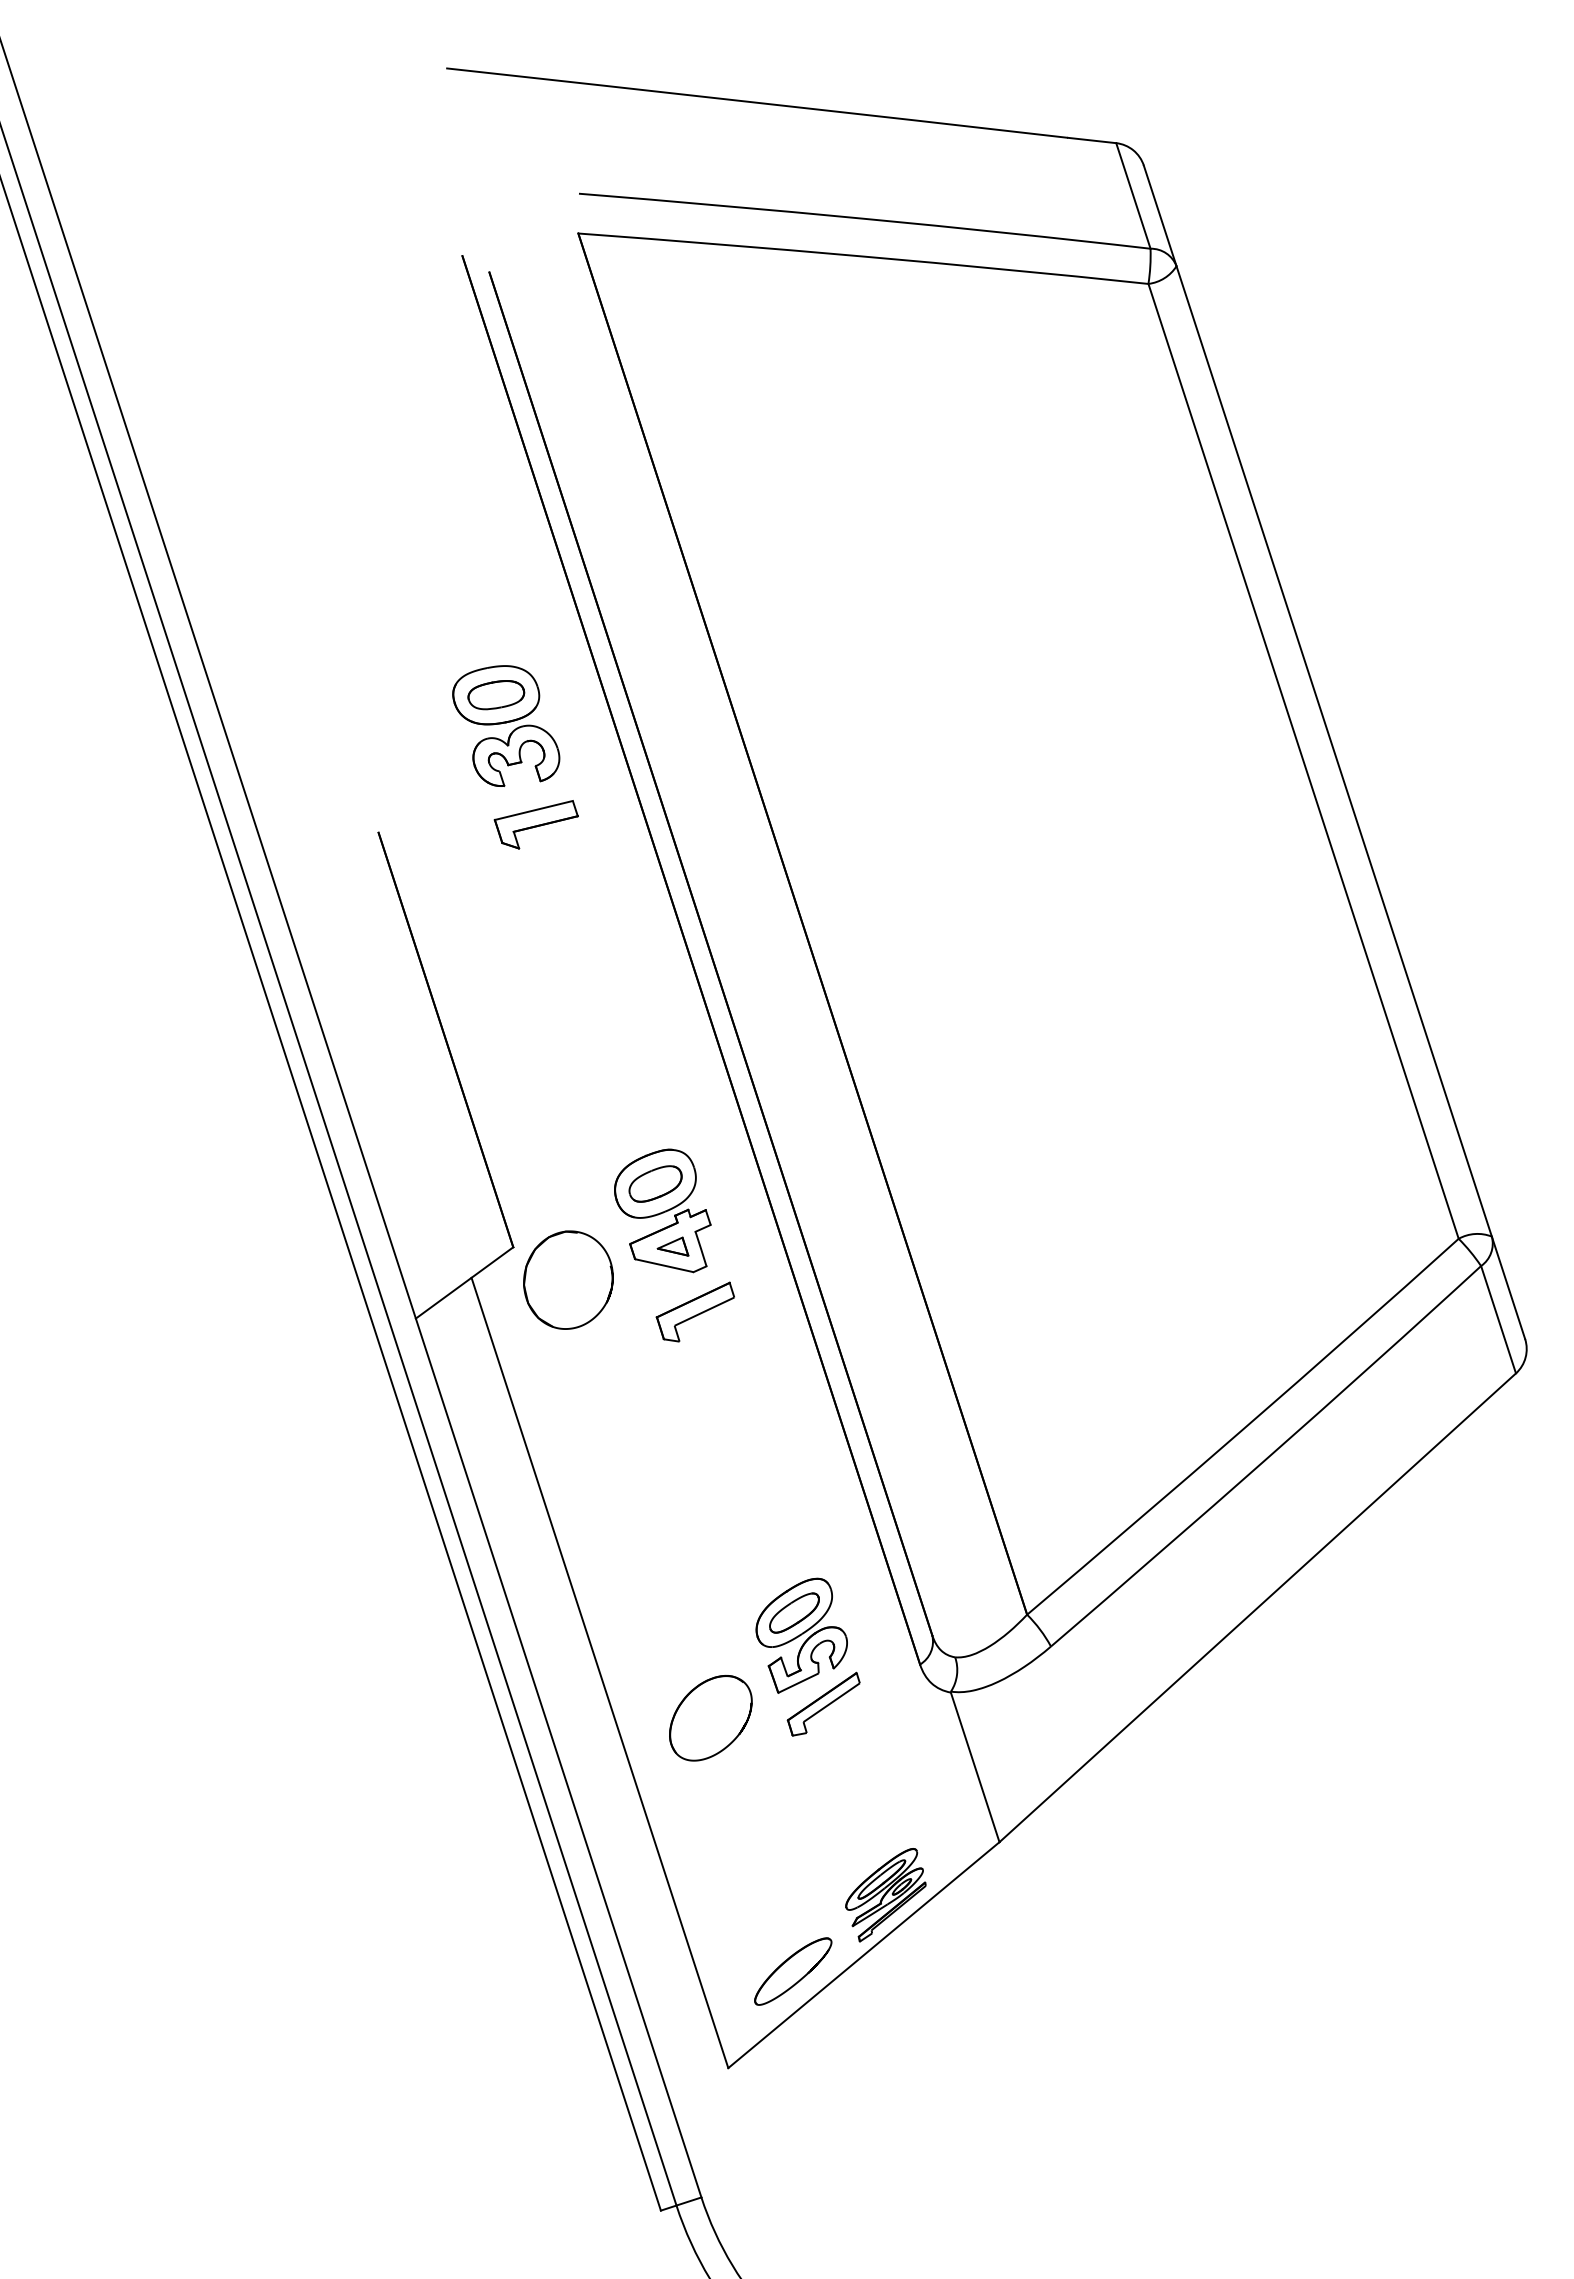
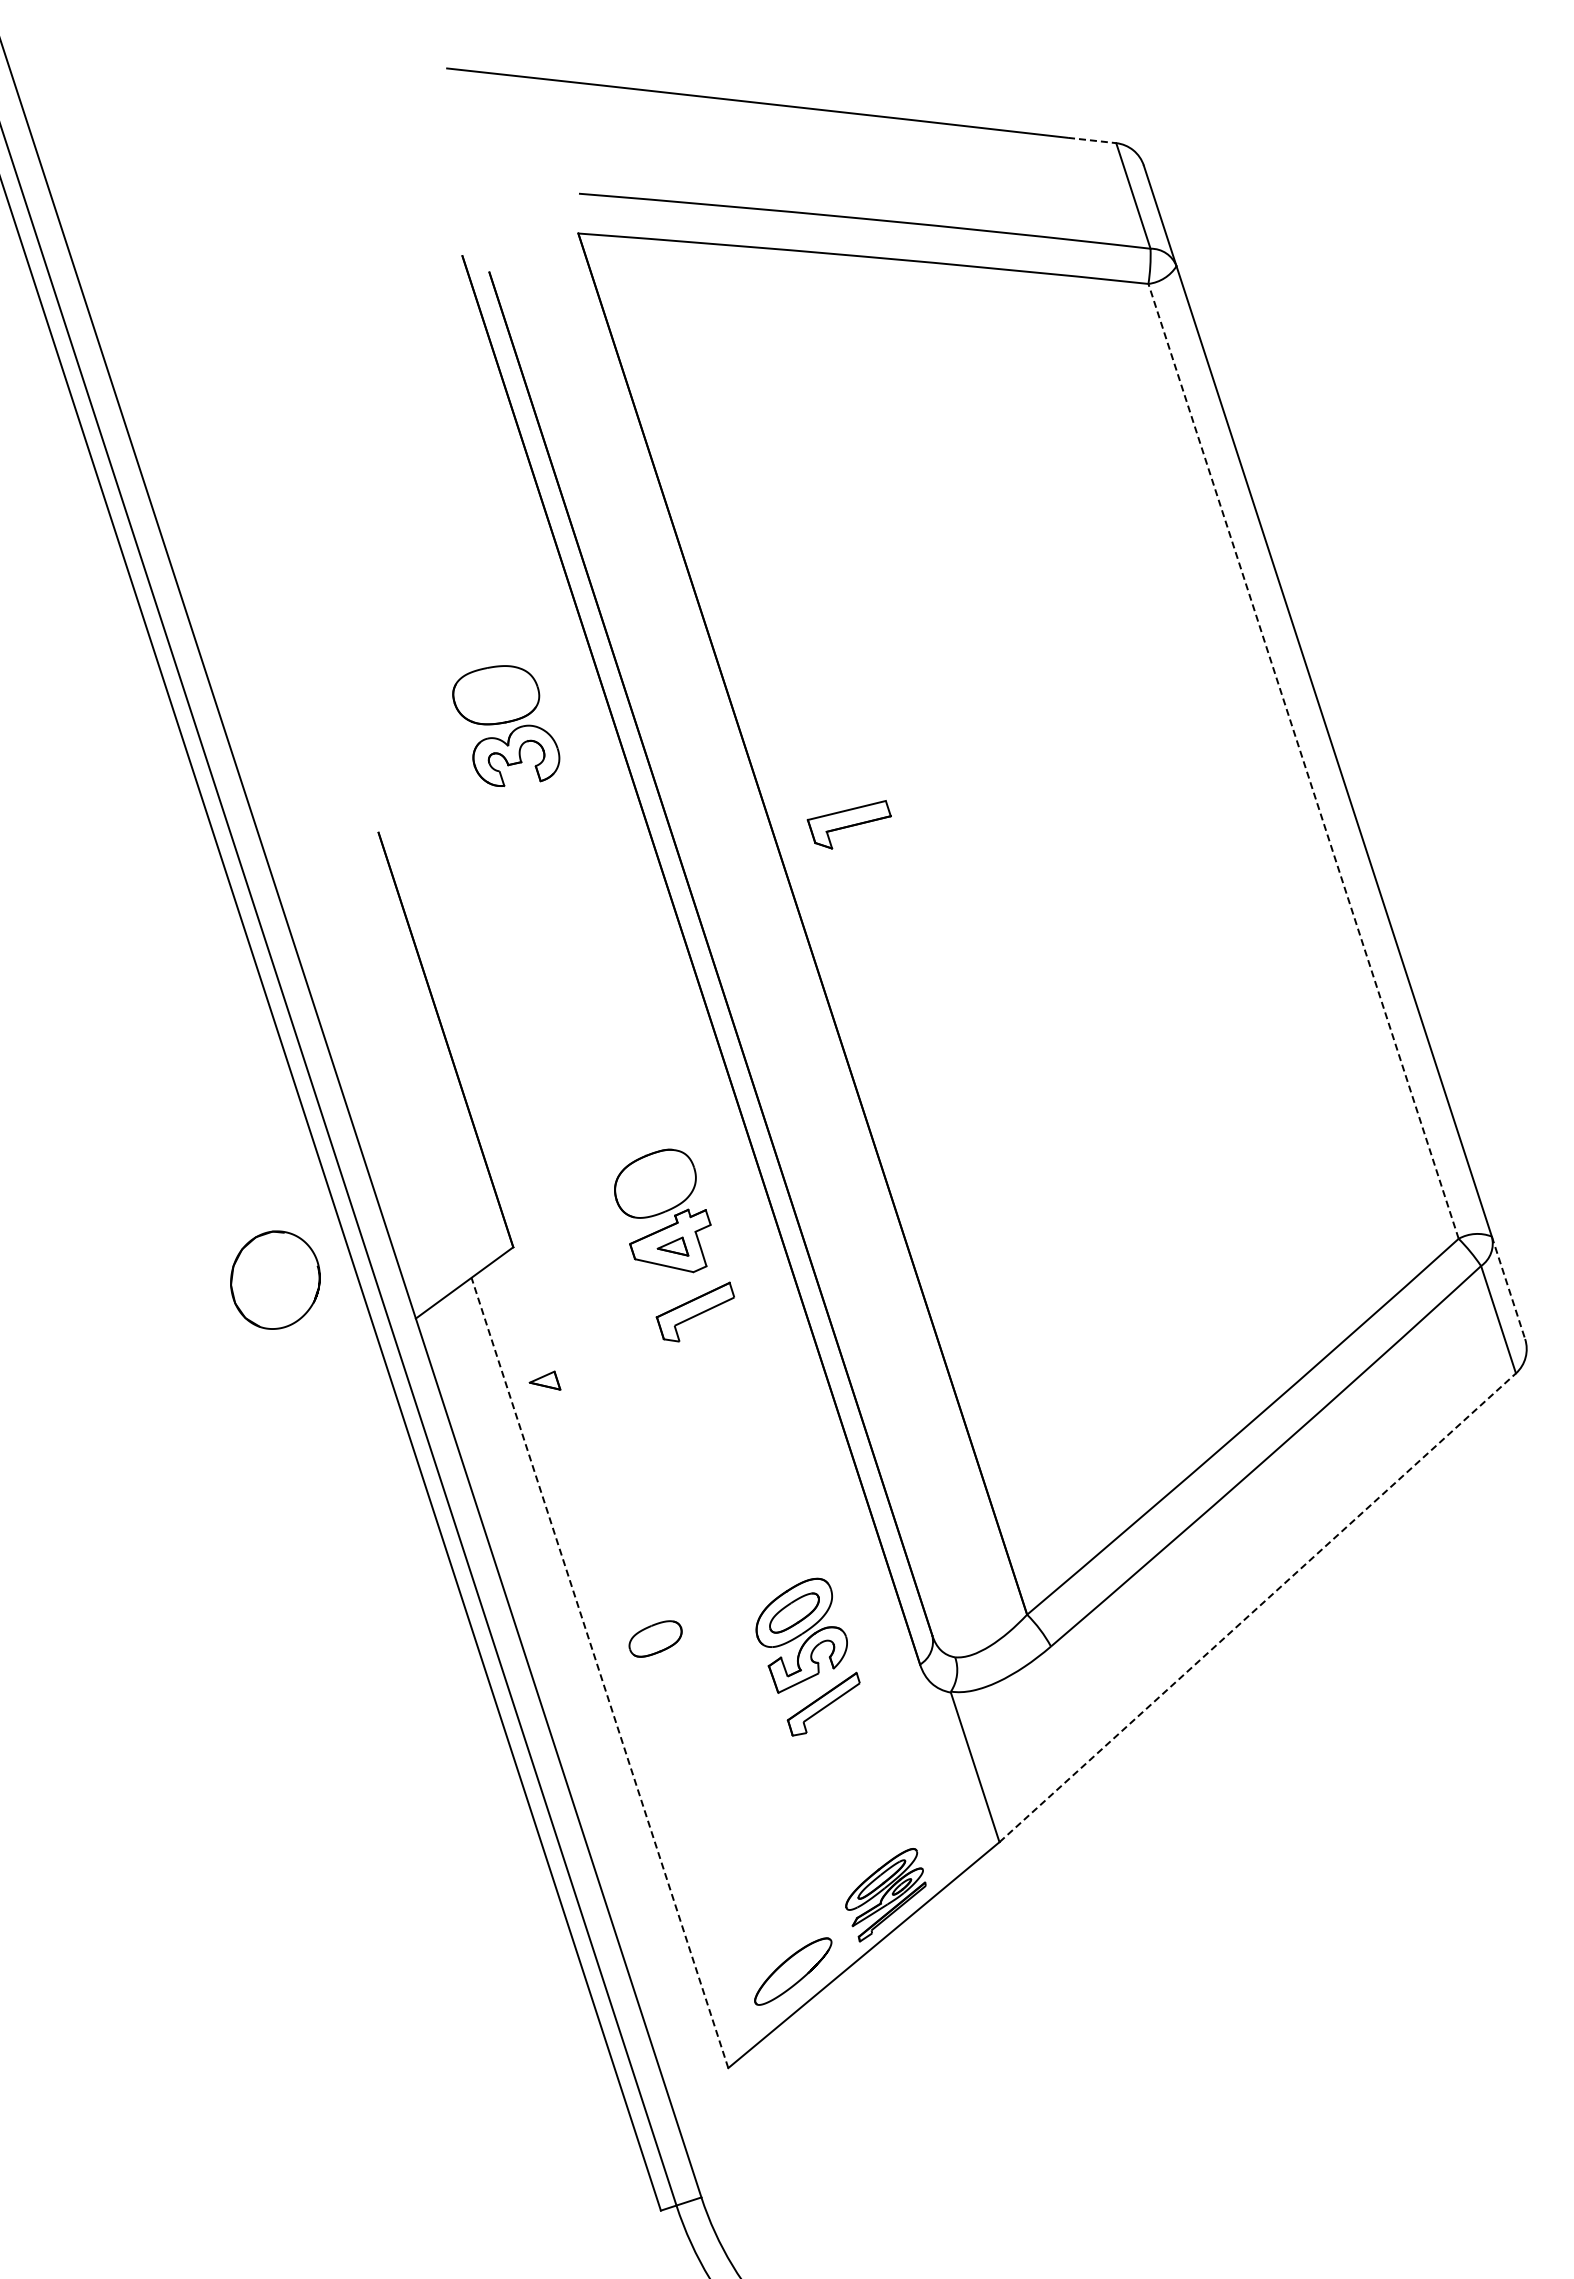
line: solid -> dashed (1092, 140)
part: present -> none (496, 695)
line: solid -> dashed (1303, 761)
part position: (535, 824) -> (848, 824) (848, 824)
part position: (655, 1183) -> (655, 1638) (655, 1638)
part position: (568, 1279) -> (275, 1279) (275, 1279)
line: solid -> dashed (1508, 1287)
part: none -> present (544, 1380)
line: solid -> dashed (1257, 1607)
line: solid -> dashed (599, 1672)
part: present -> none (710, 1718)
